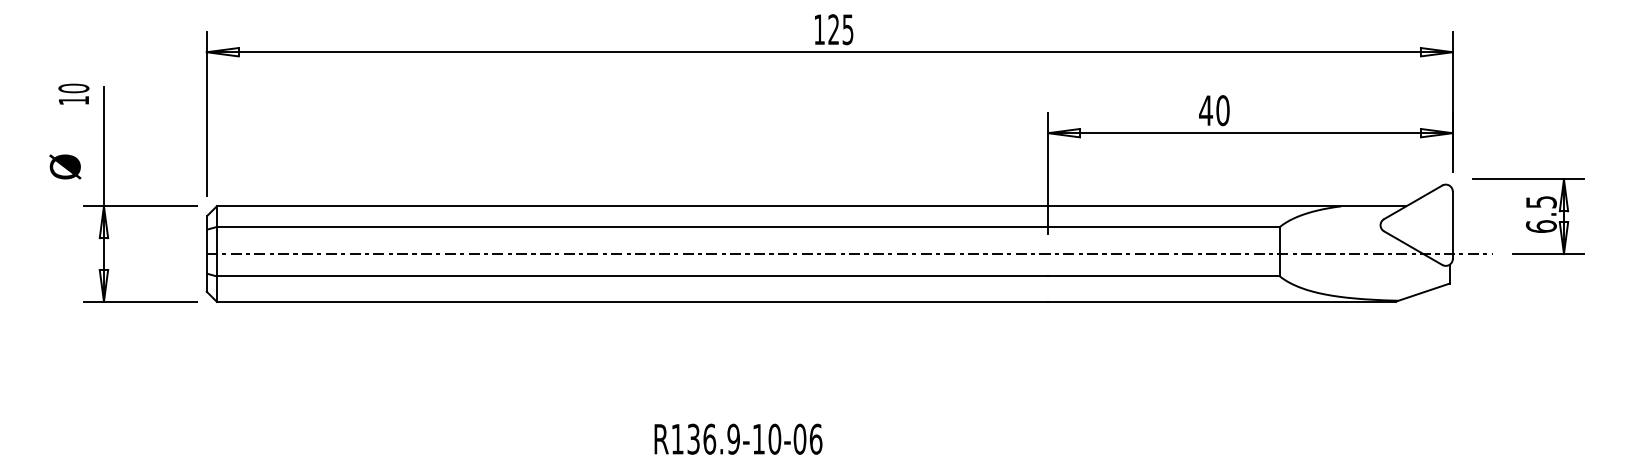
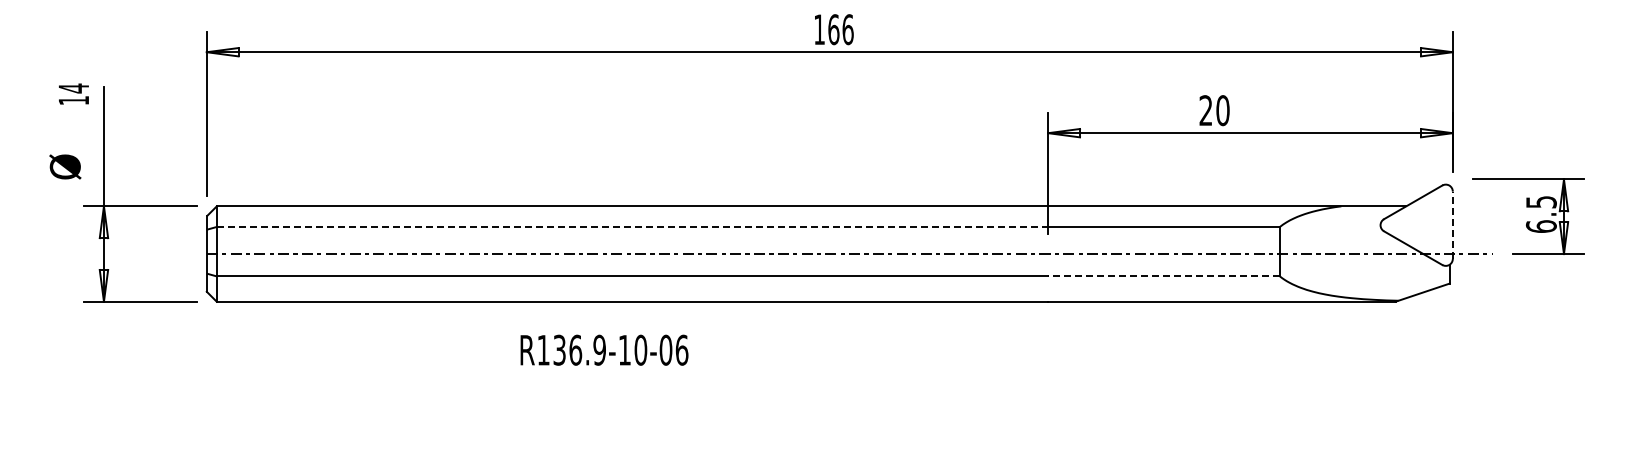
text: 125 -> 166 (840, 29)
text: 10 -> 14 (73, 88)
text: 40 -> 20 (1206, 110)
line: solid -> dashed (1452, 225)
line: solid -> dashed (632, 226)
line: solid -> dashed (1164, 276)
text position: (738, 438) -> (604, 349) (604, 349)
